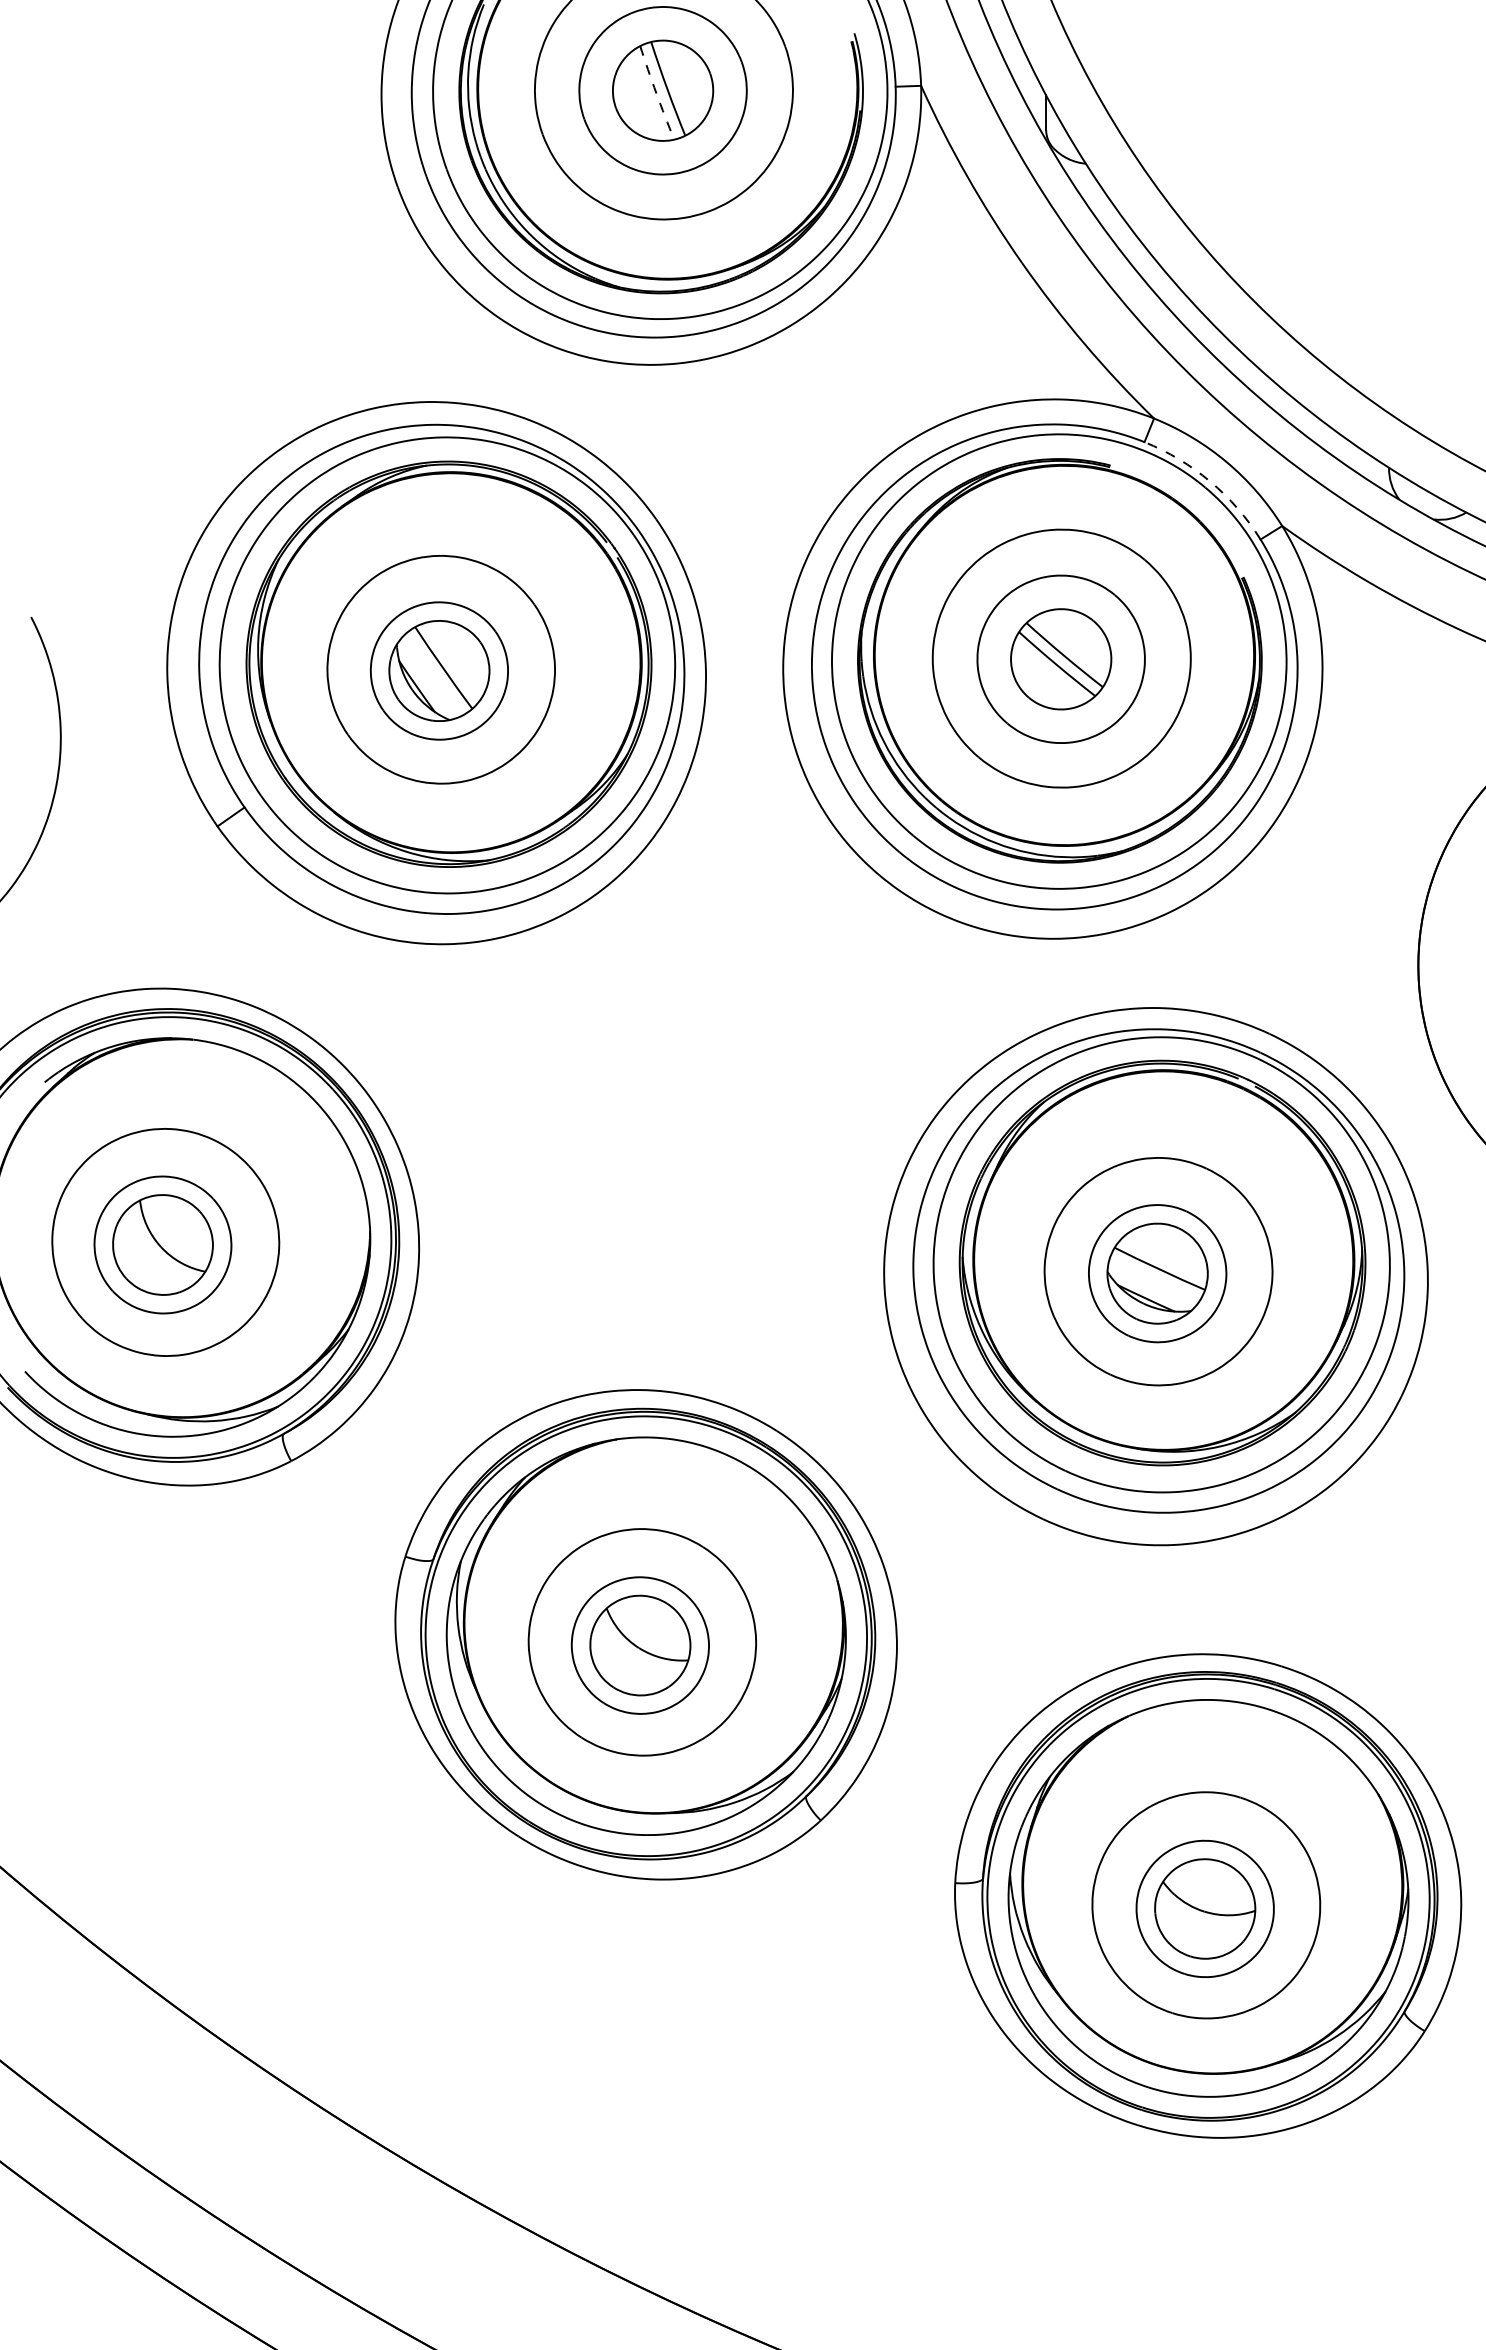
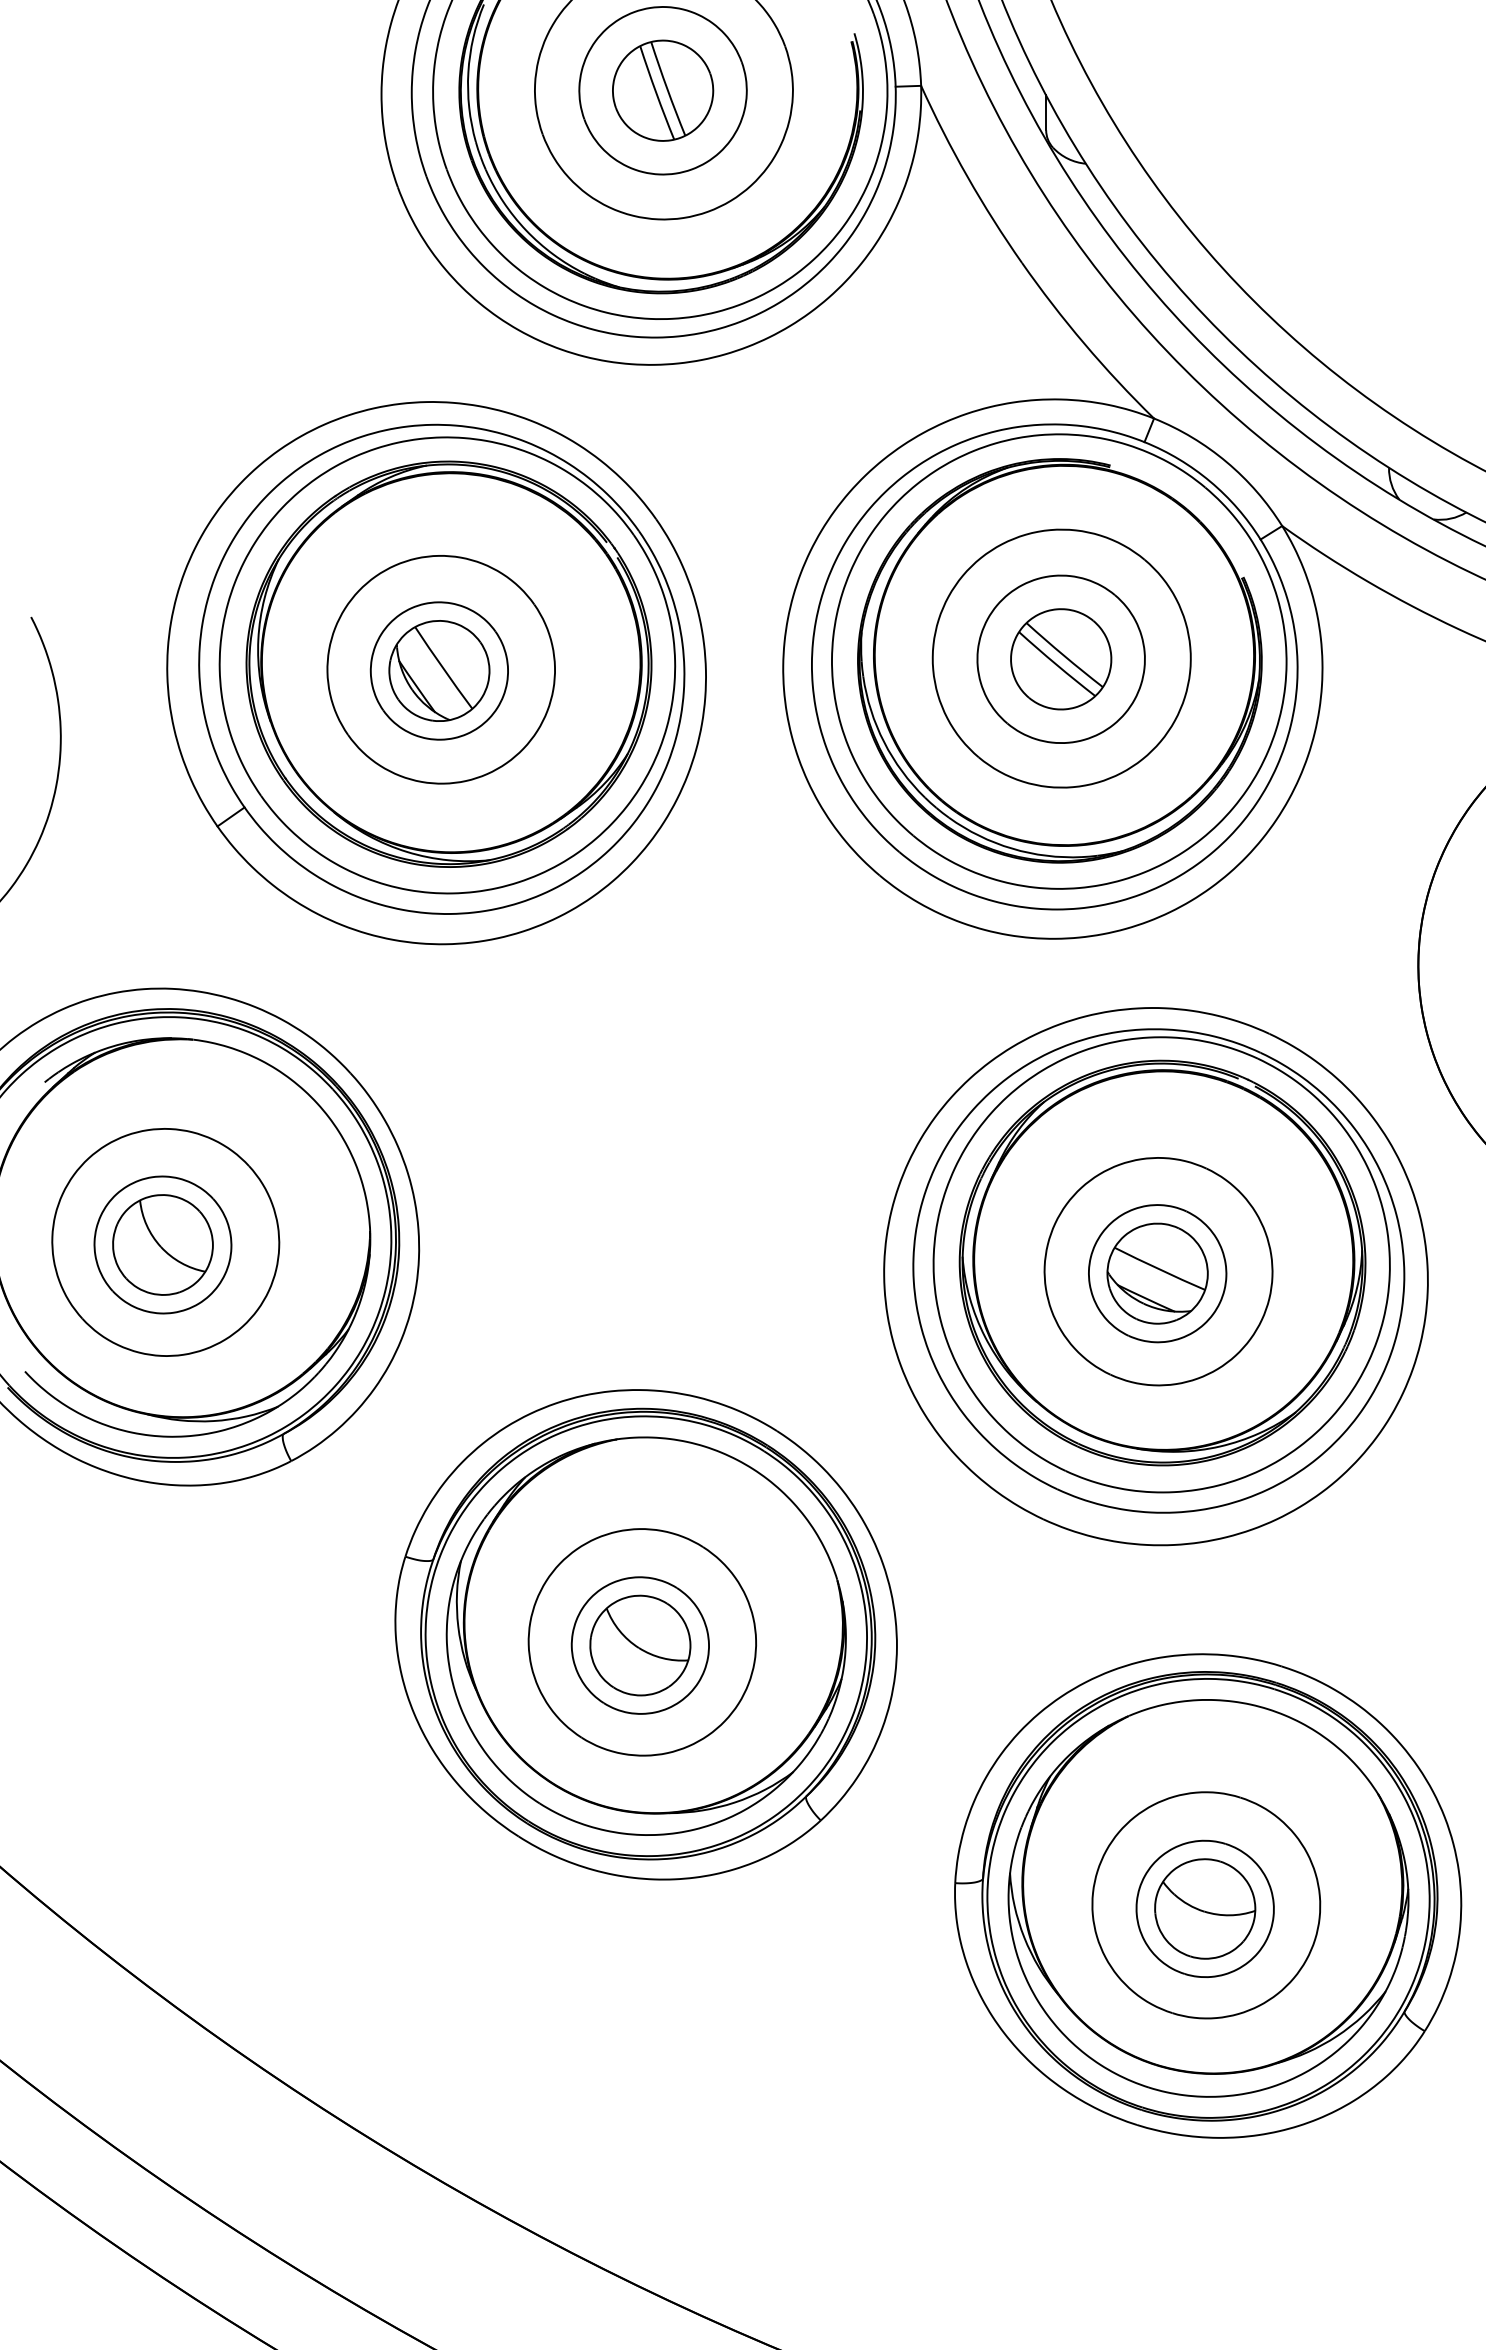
arc: dashed -> solid (656, 93)
arc: dashed -> solid (1210, 481)
